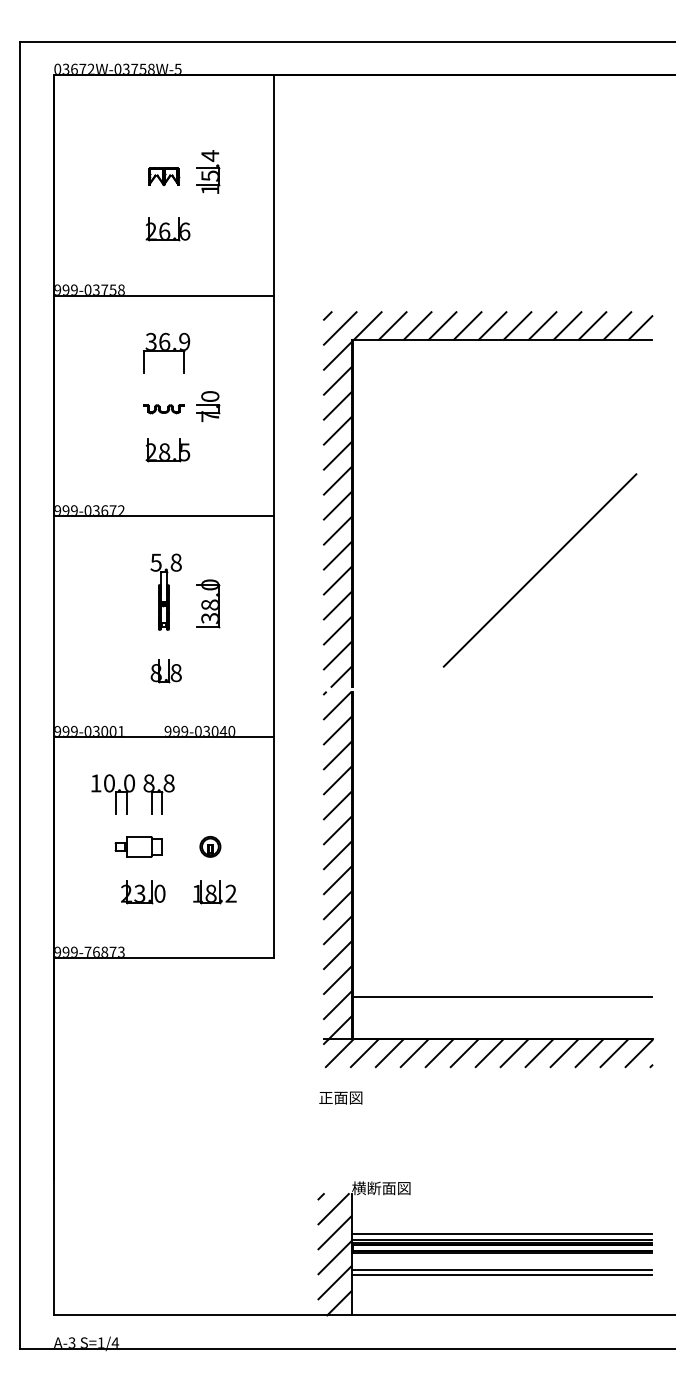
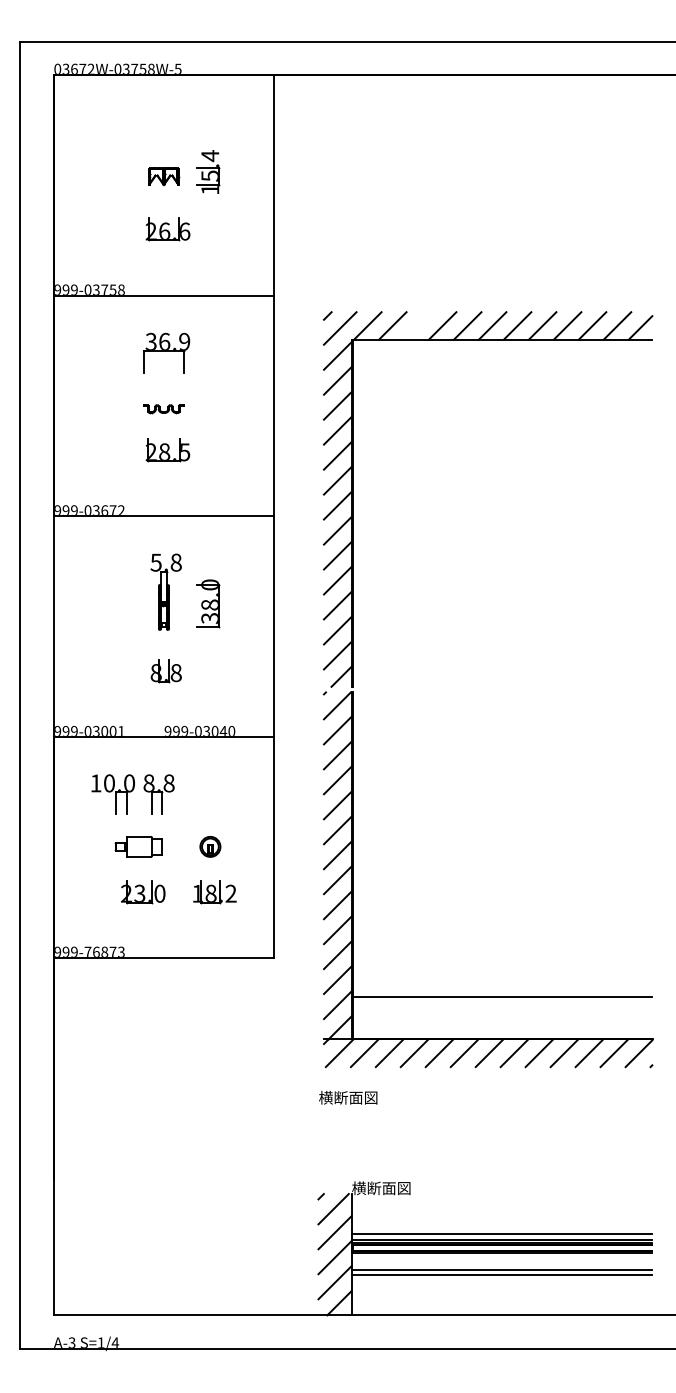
line: present -> none (417, 325)
part: present -> none (208, 406)
line: present -> none (539, 570)
text: 正面図 -> 横断面図 (348, 1097)
